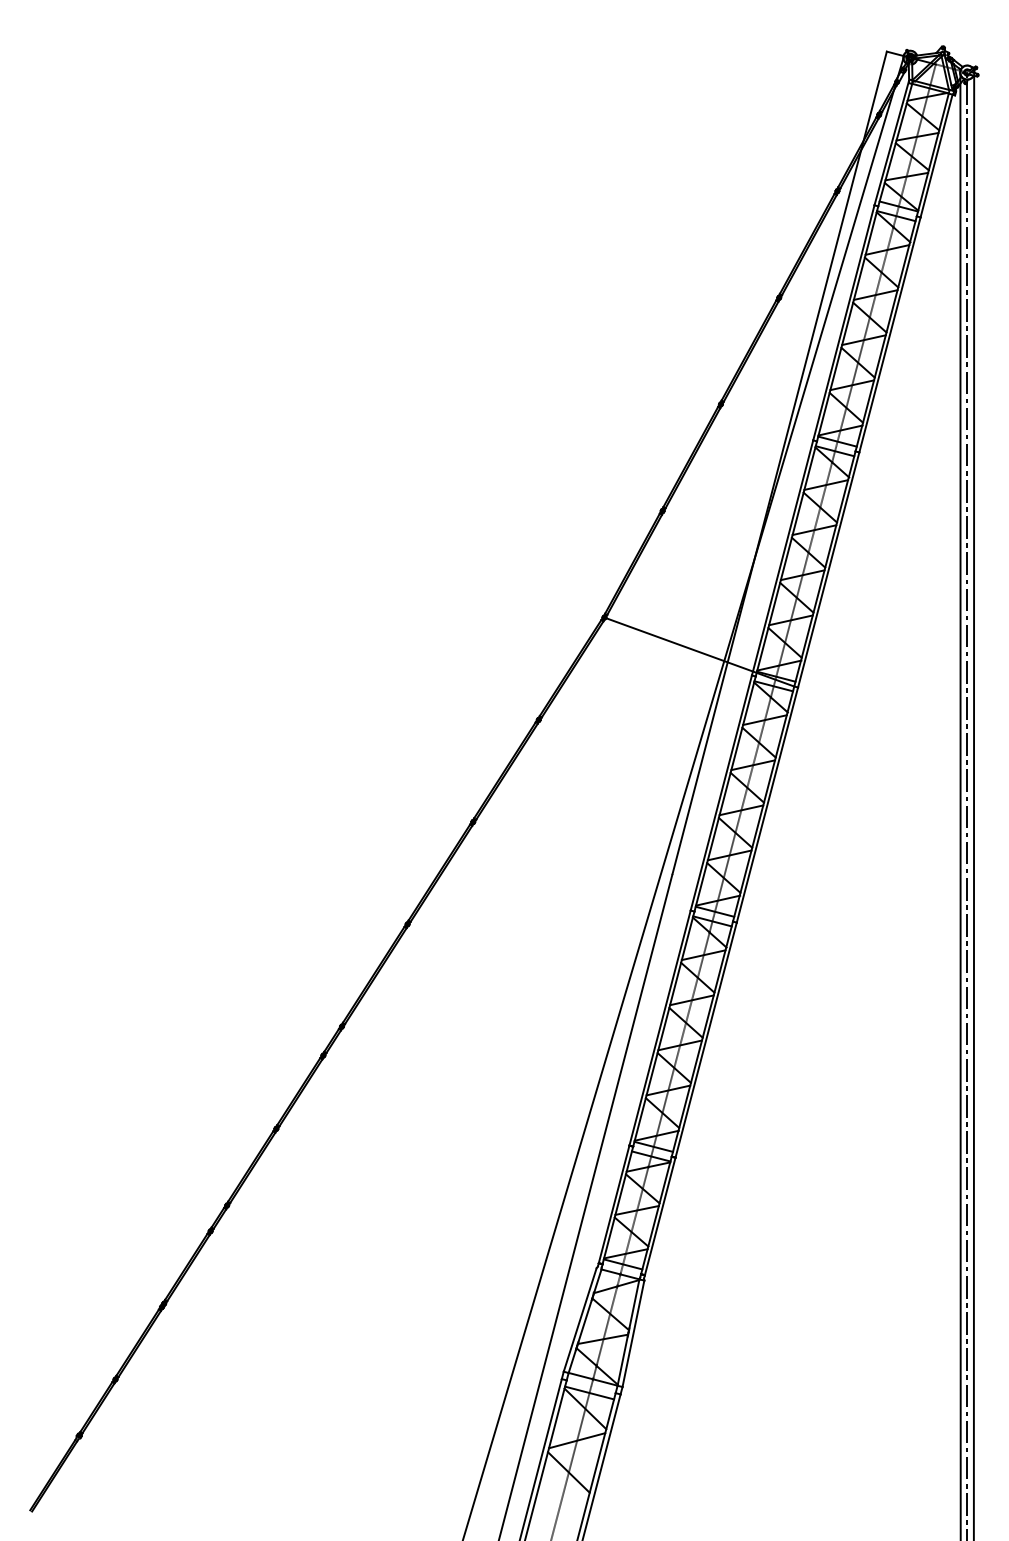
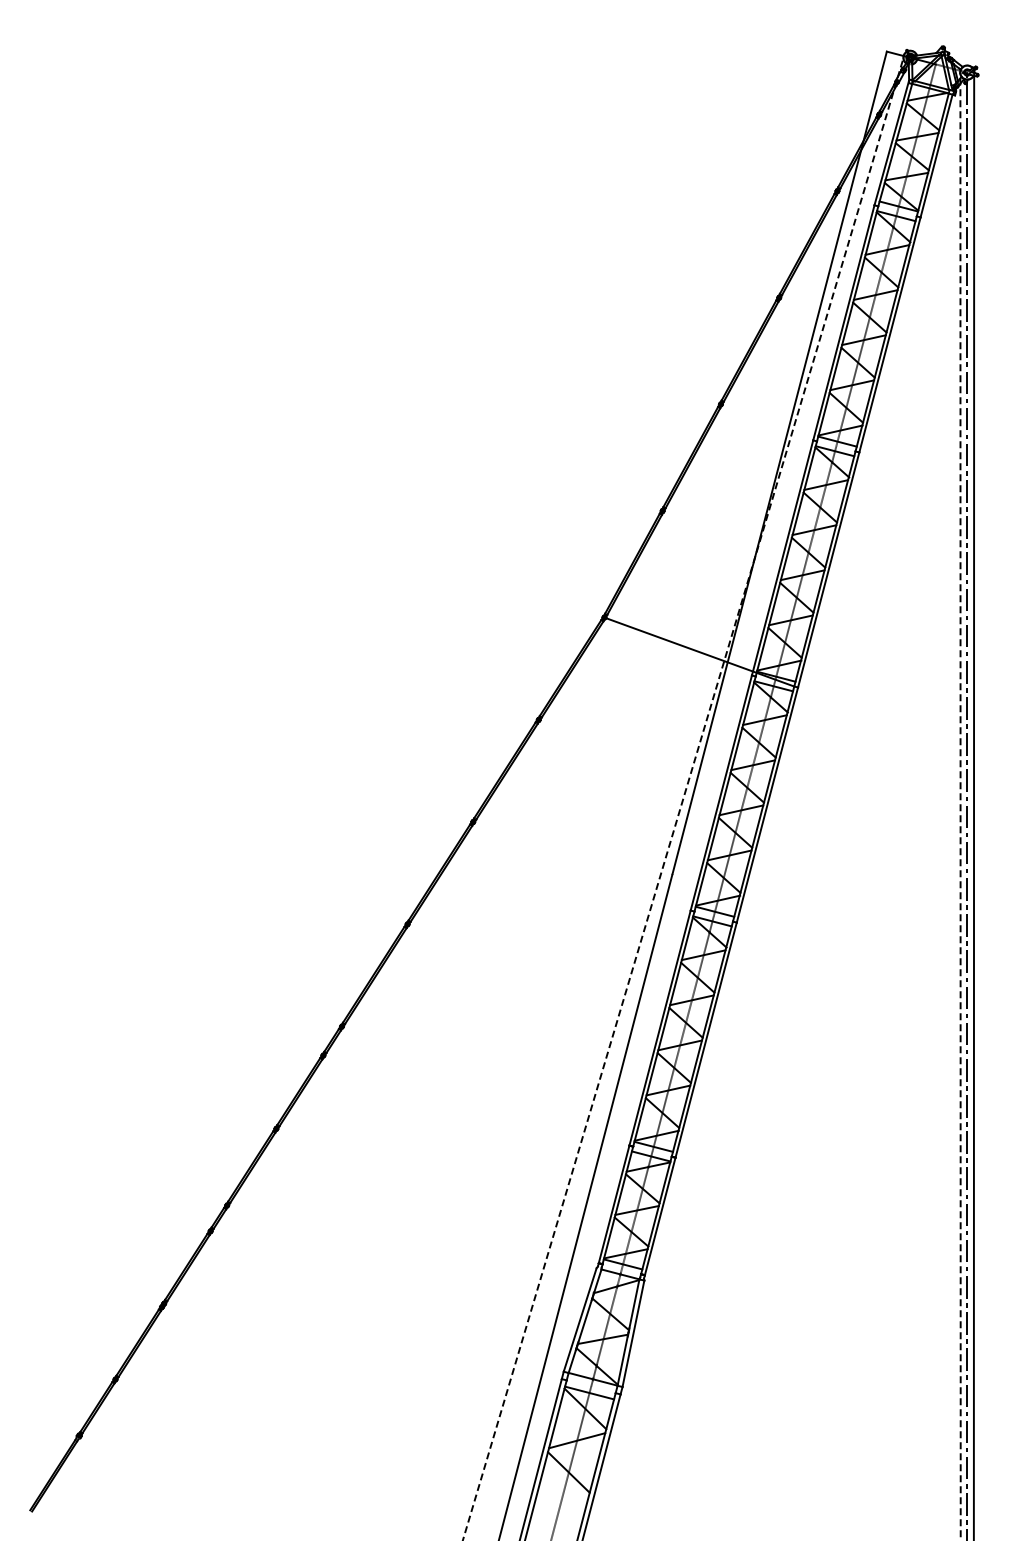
line: solid -> dashed (683, 798)
line: solid -> dashed (960, 806)
